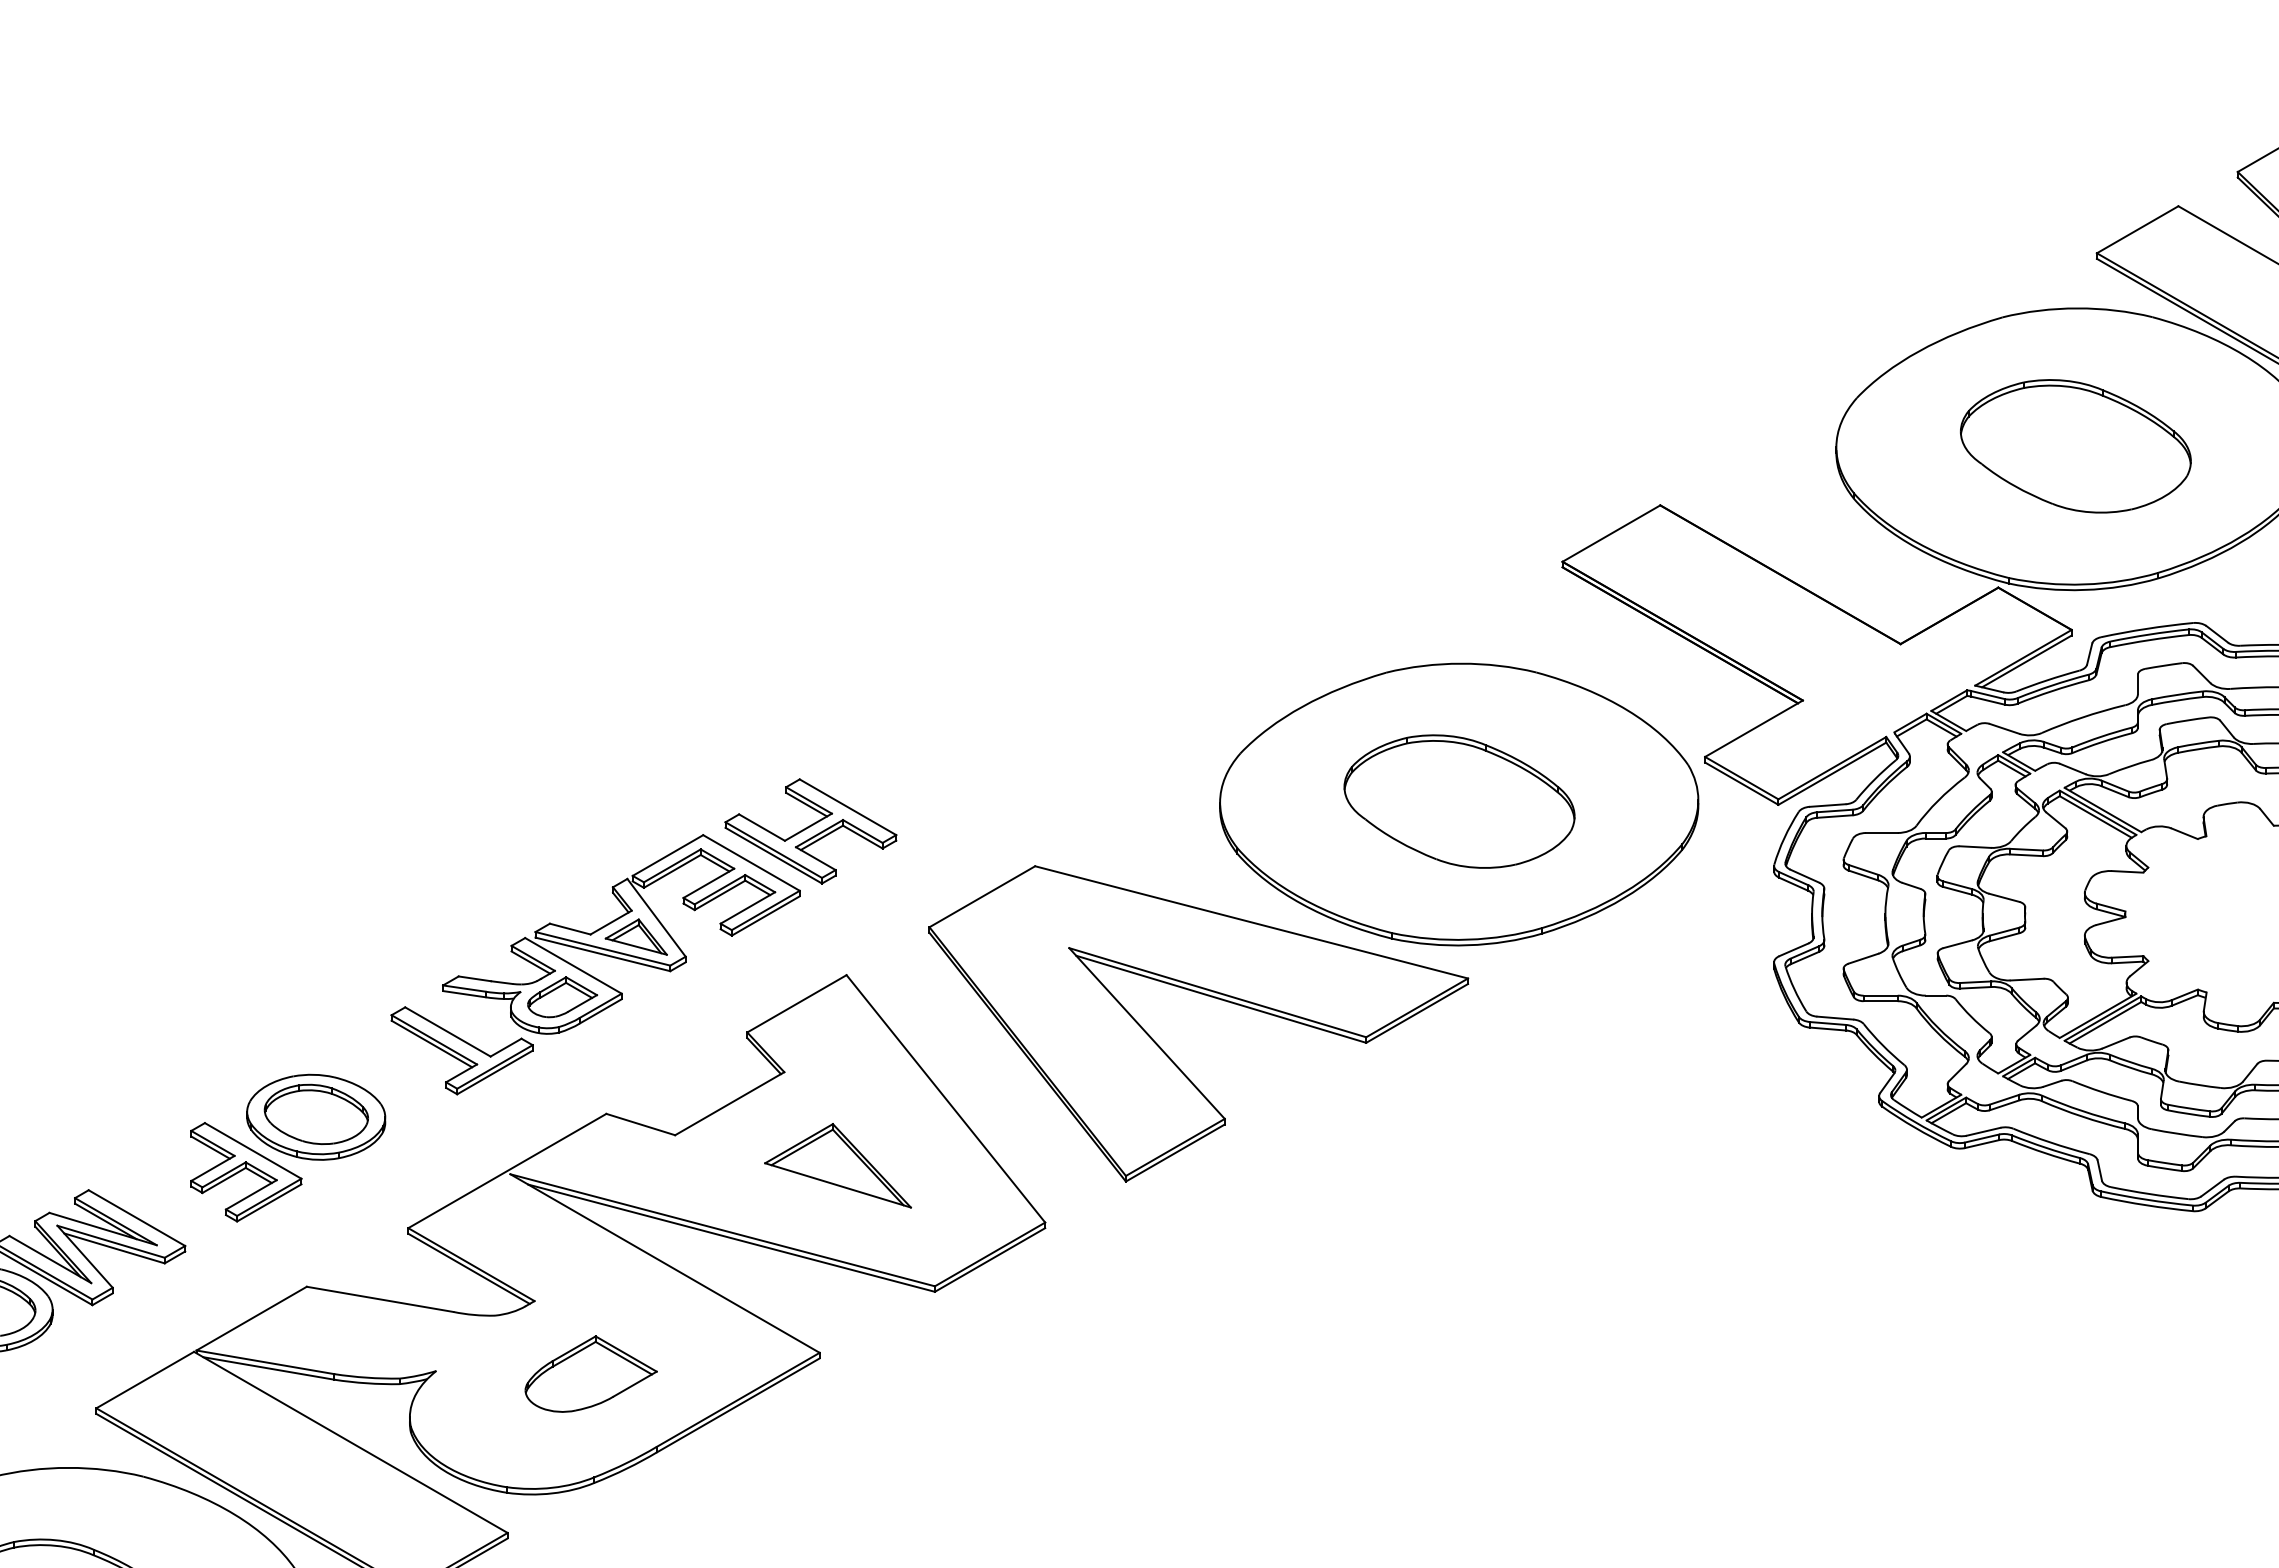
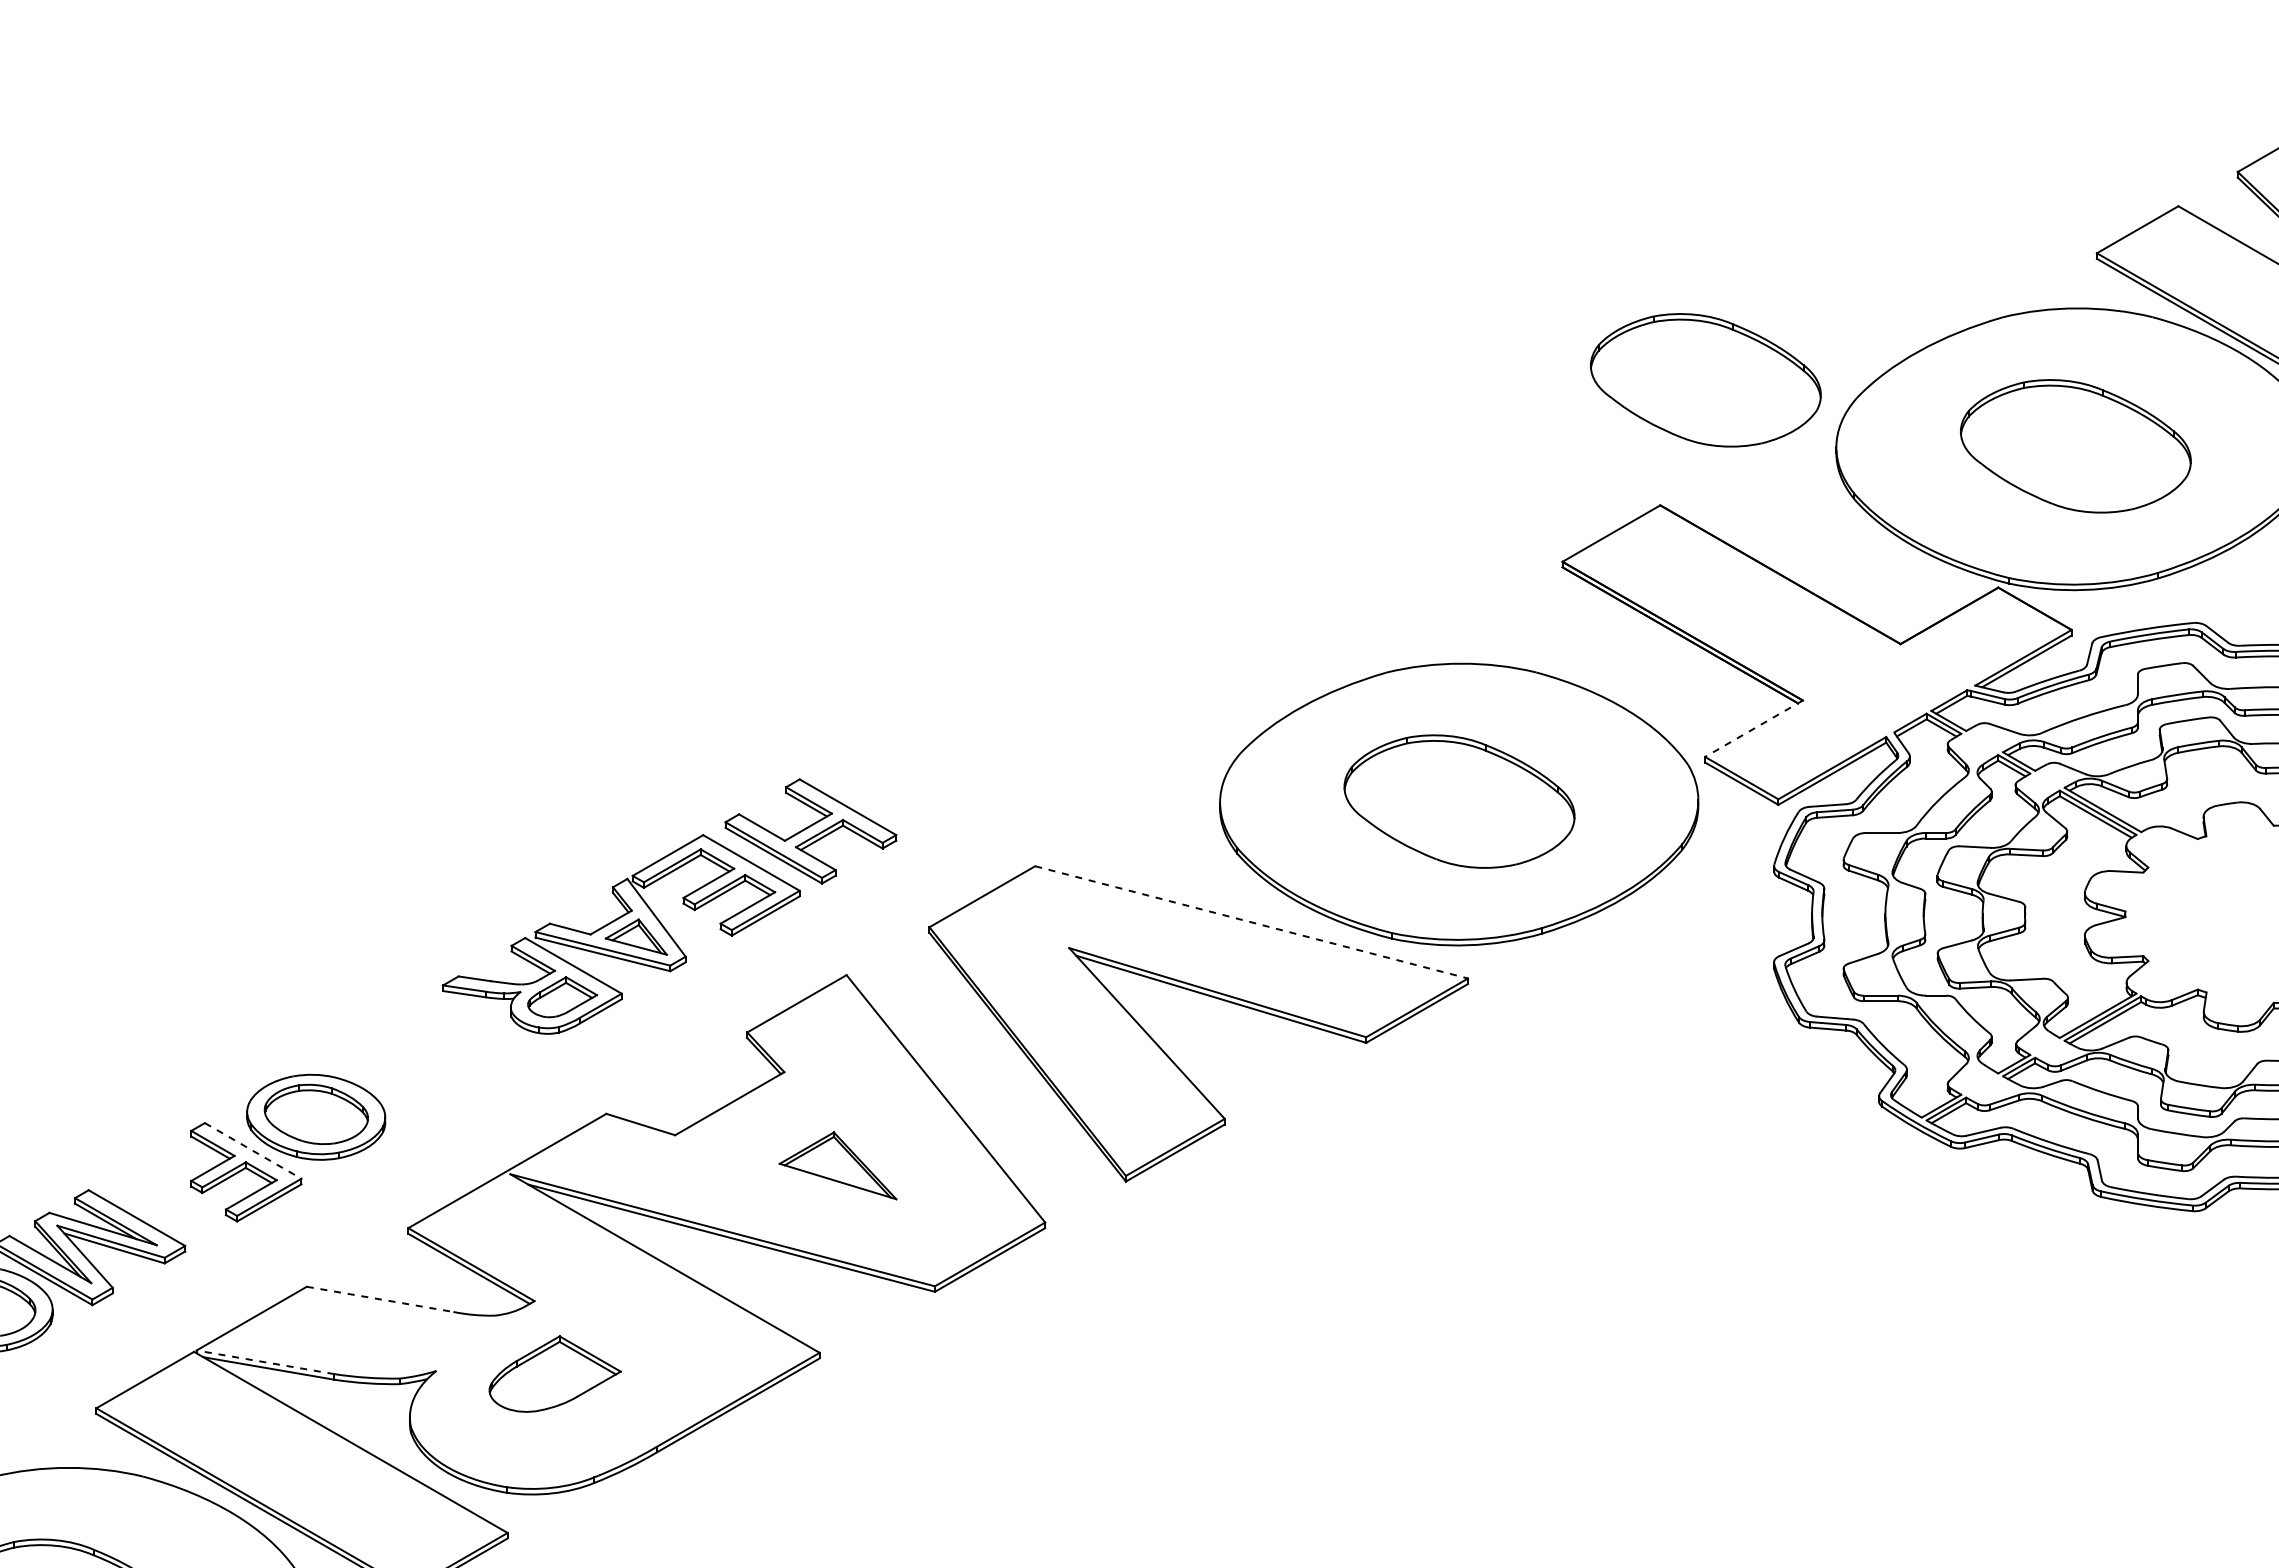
part: none -> present (1705, 380)
line: solid -> dashed (1753, 728)
line: solid -> dashed (1251, 922)
part: present -> none (461, 1050)
line: solid -> dashed (253, 1150)
part size: 148x86 px -> 120x70 px (837, 1165)
line: solid -> dashed (380, 1299)
line: solid -> dashed (265, 1362)
part position: (590, 1373) -> (554, 1373) (554, 1373)
